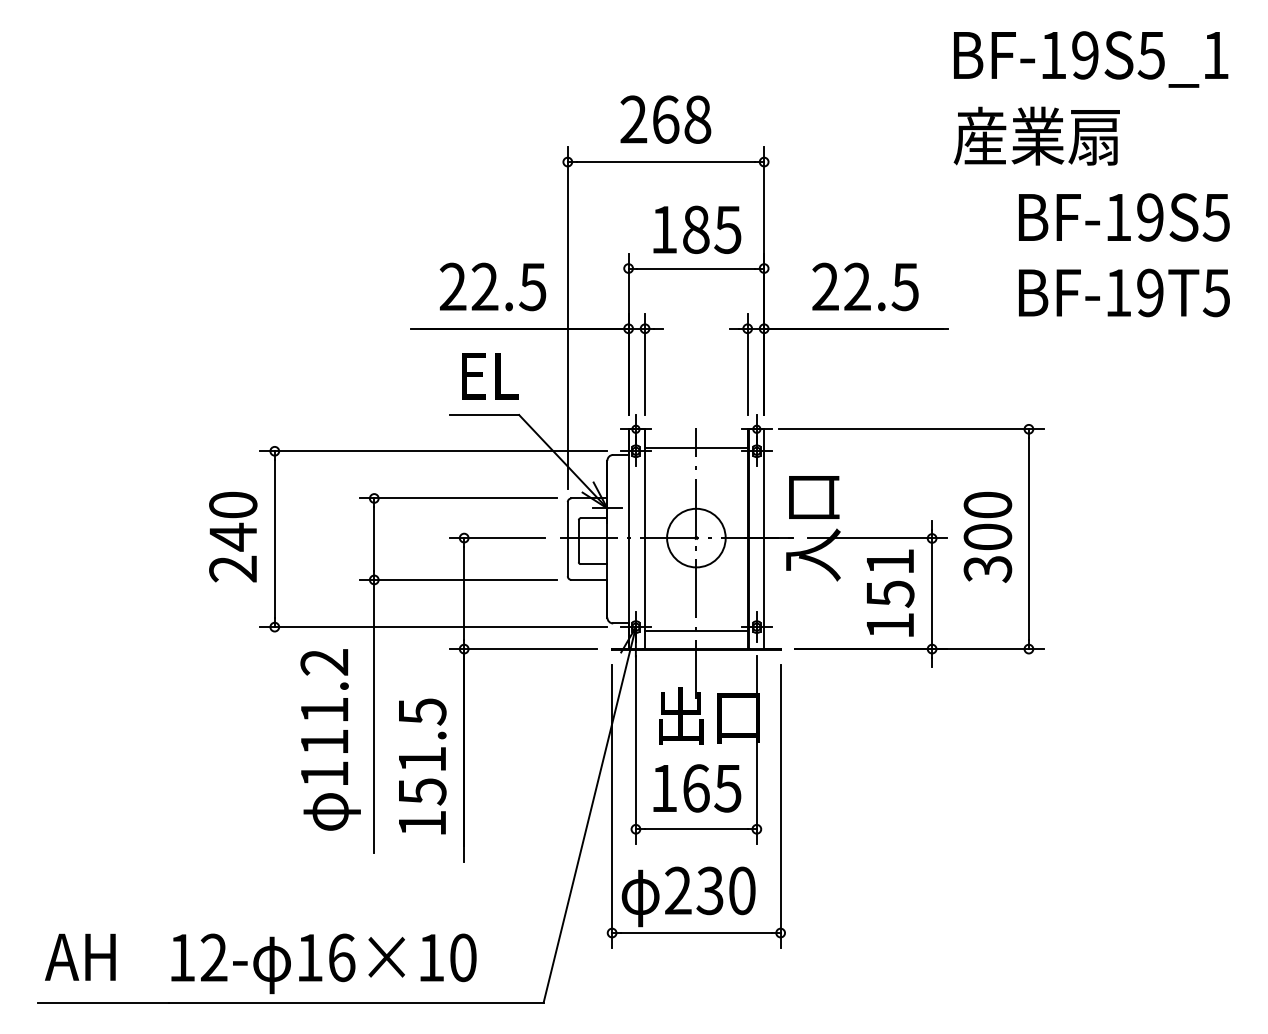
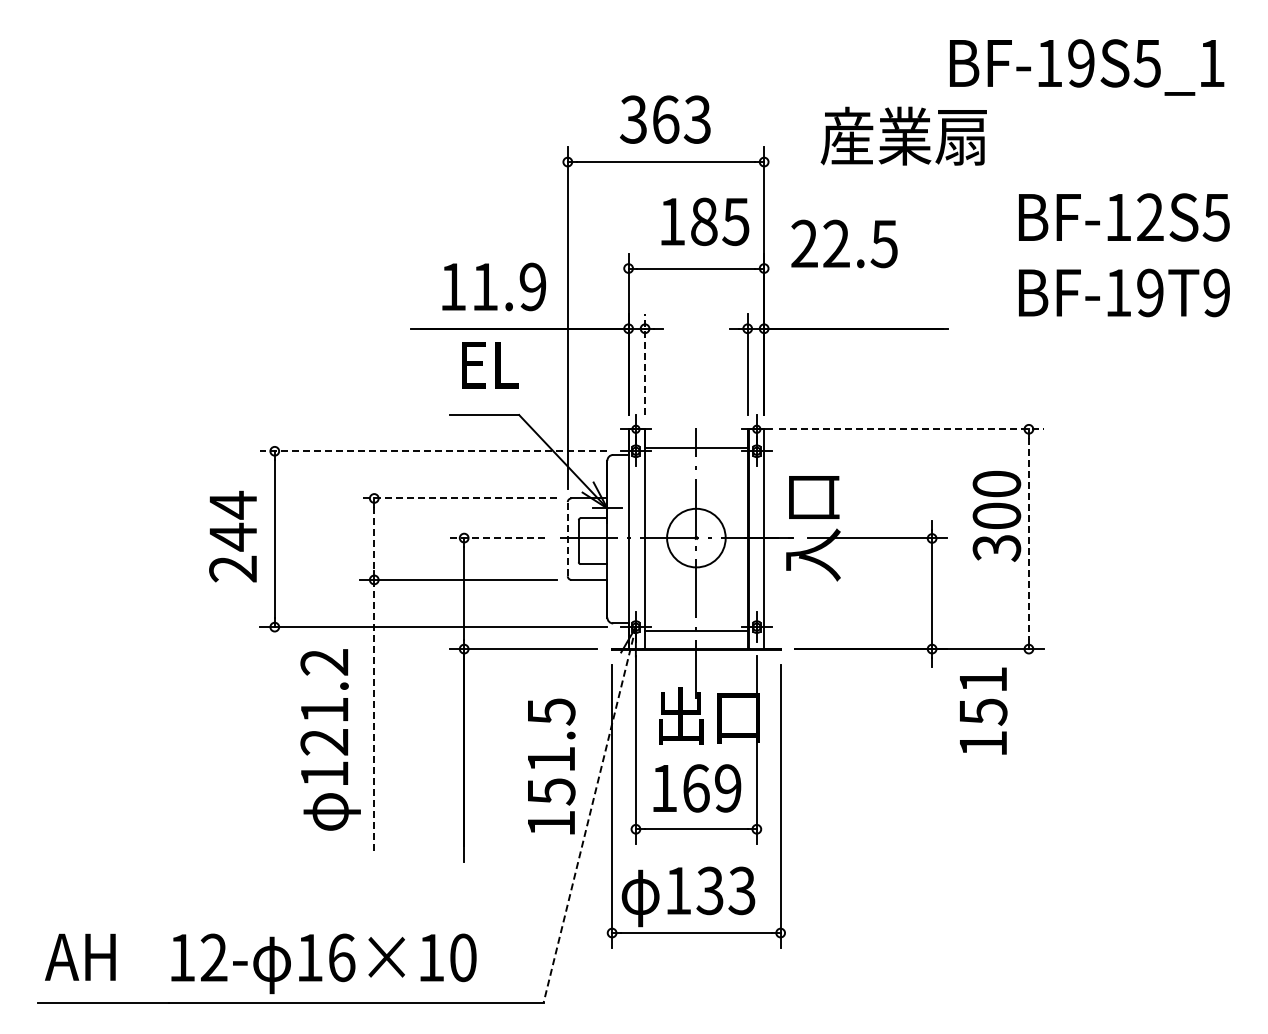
text position: (1091, 59) -> (1087, 67) (1087, 67)
text: 268 -> 363 (665, 119)
text position: (1036, 135) -> (903, 135) (903, 135)
text: BF-19S5 -> BF-12S5 (1150, 217)
text position: (697, 229) -> (705, 221) (705, 221)
text: 22.5 -> 11.9 (492, 286)
text position: (865, 286) -> (844, 243) (844, 243)
text: BF-19T5 -> BF-19T9 (1216, 292)
line: solid -> dashed (645, 363)
text position: (490, 376) -> (490, 365) (490, 365)
line: solid -> dashed (911, 429)
line: solid -> dashed (432, 451)
line: solid -> dashed (458, 498)
text: 240 -> 244 (233, 504)
text position: (987, 537) -> (996, 516) (996, 516)
line: solid -> dashed (497, 538)
line: solid -> dashed (567, 538)
line: solid -> dashed (374, 539)
line: solid -> dashed (1028, 539)
text position: (890, 592) -> (983, 710) (983, 710)
line: solid -> dashed (374, 716)
text: 111.2 -> 121.2 (324, 742)
text position: (422, 766) -> (551, 766) (551, 766)
text: 165 -> 169 (727, 788)
line: solid -> dashed (589, 815)
text: 230 -> 133 (710, 890)
